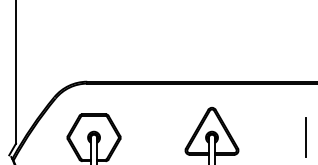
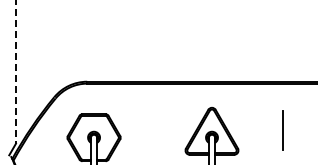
line: solid -> dashed (16, 72)
line position: (305, 137) -> (282, 130) (282, 130)
